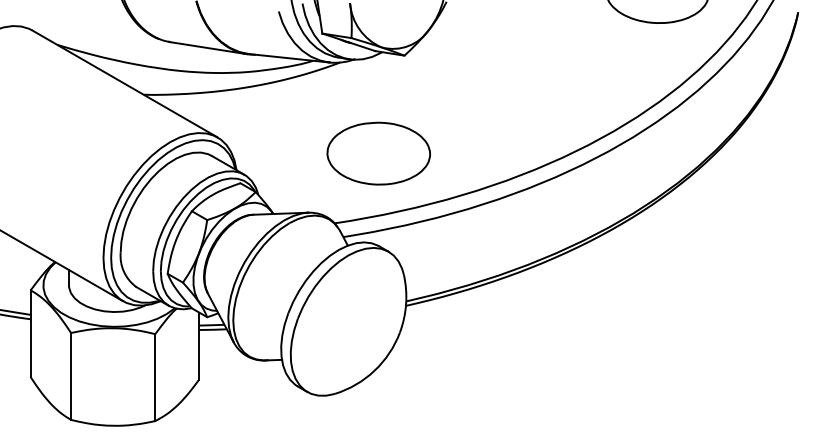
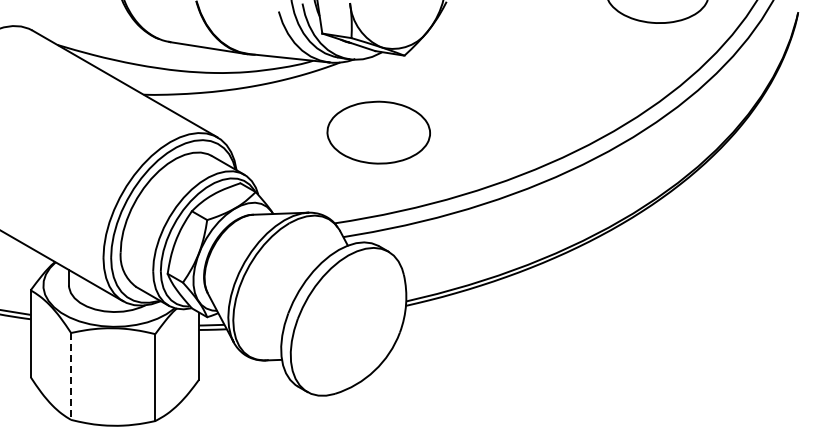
part position: (378, 153) -> (378, 132) (378, 132)
line: solid -> dashed (71, 376)
